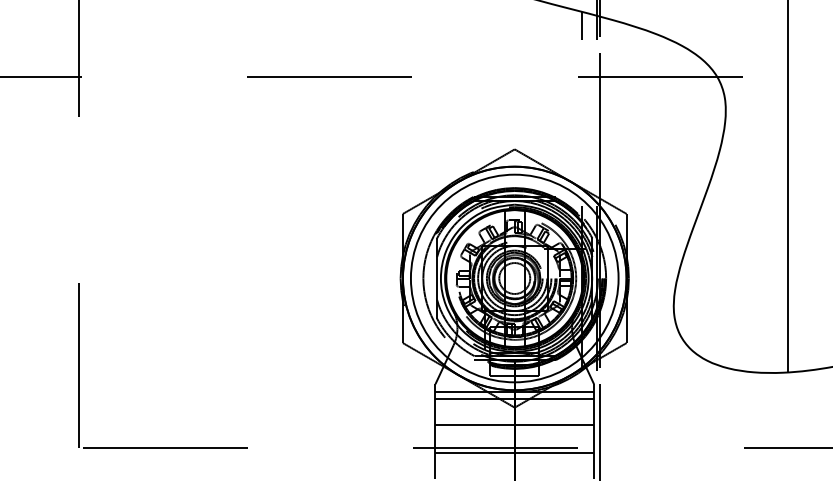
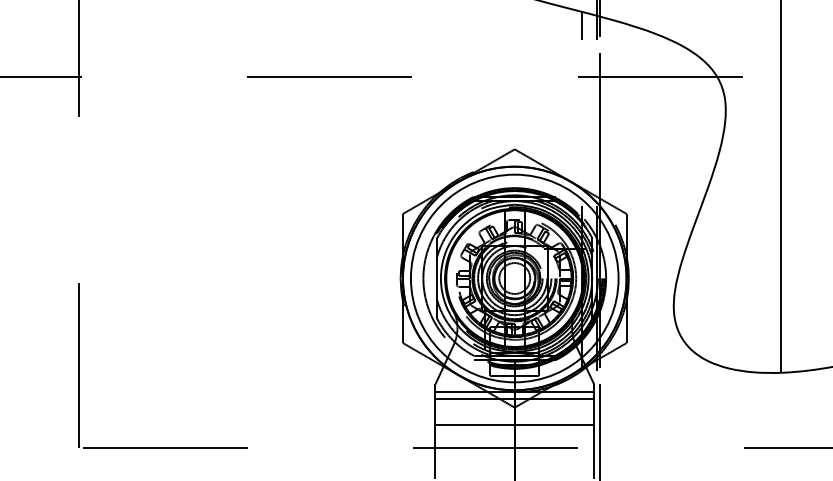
line position: (788, 187) -> (781, 187) (781, 187)
line: present -> none (514, 452)
